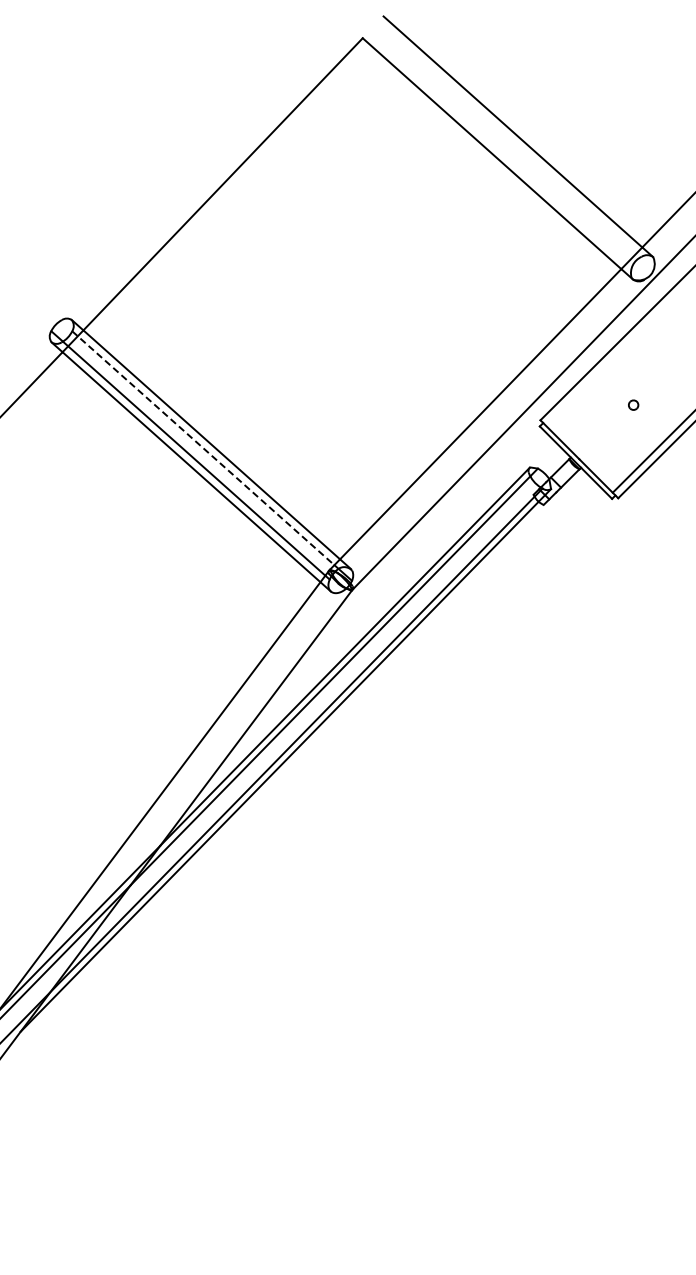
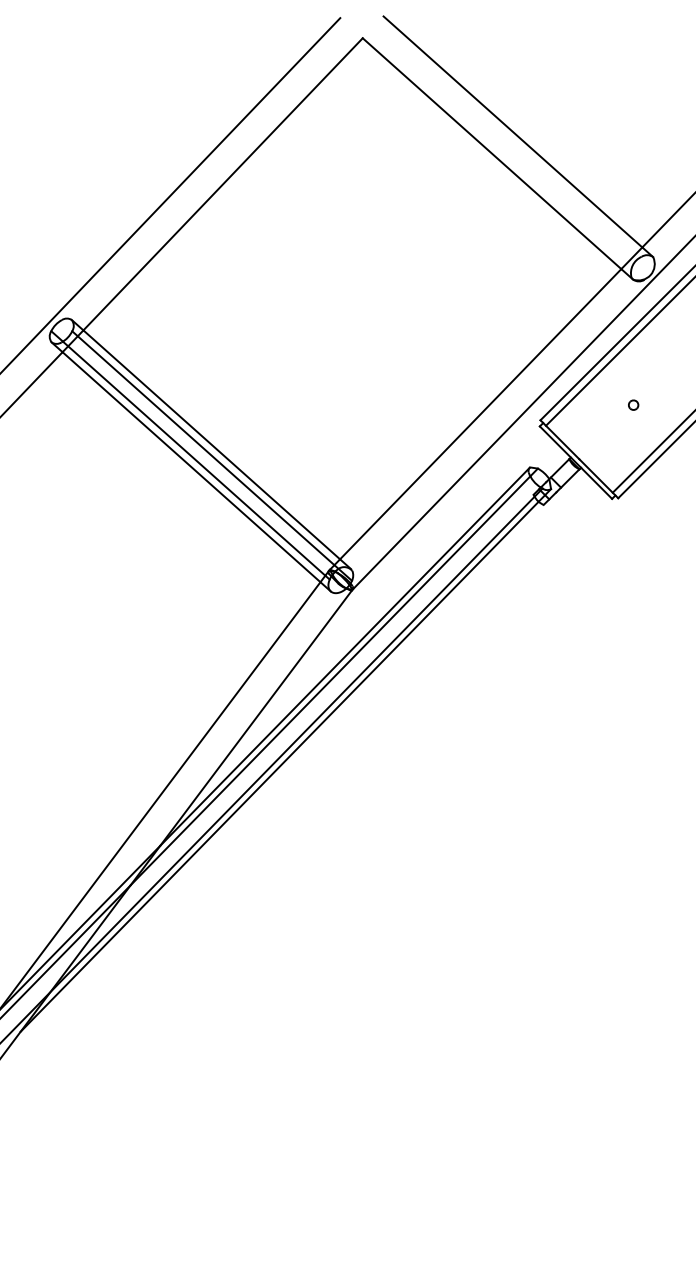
line: none -> present (171, 194)
line: none -> present (618, 352)
line: dashed -> solid (203, 448)
